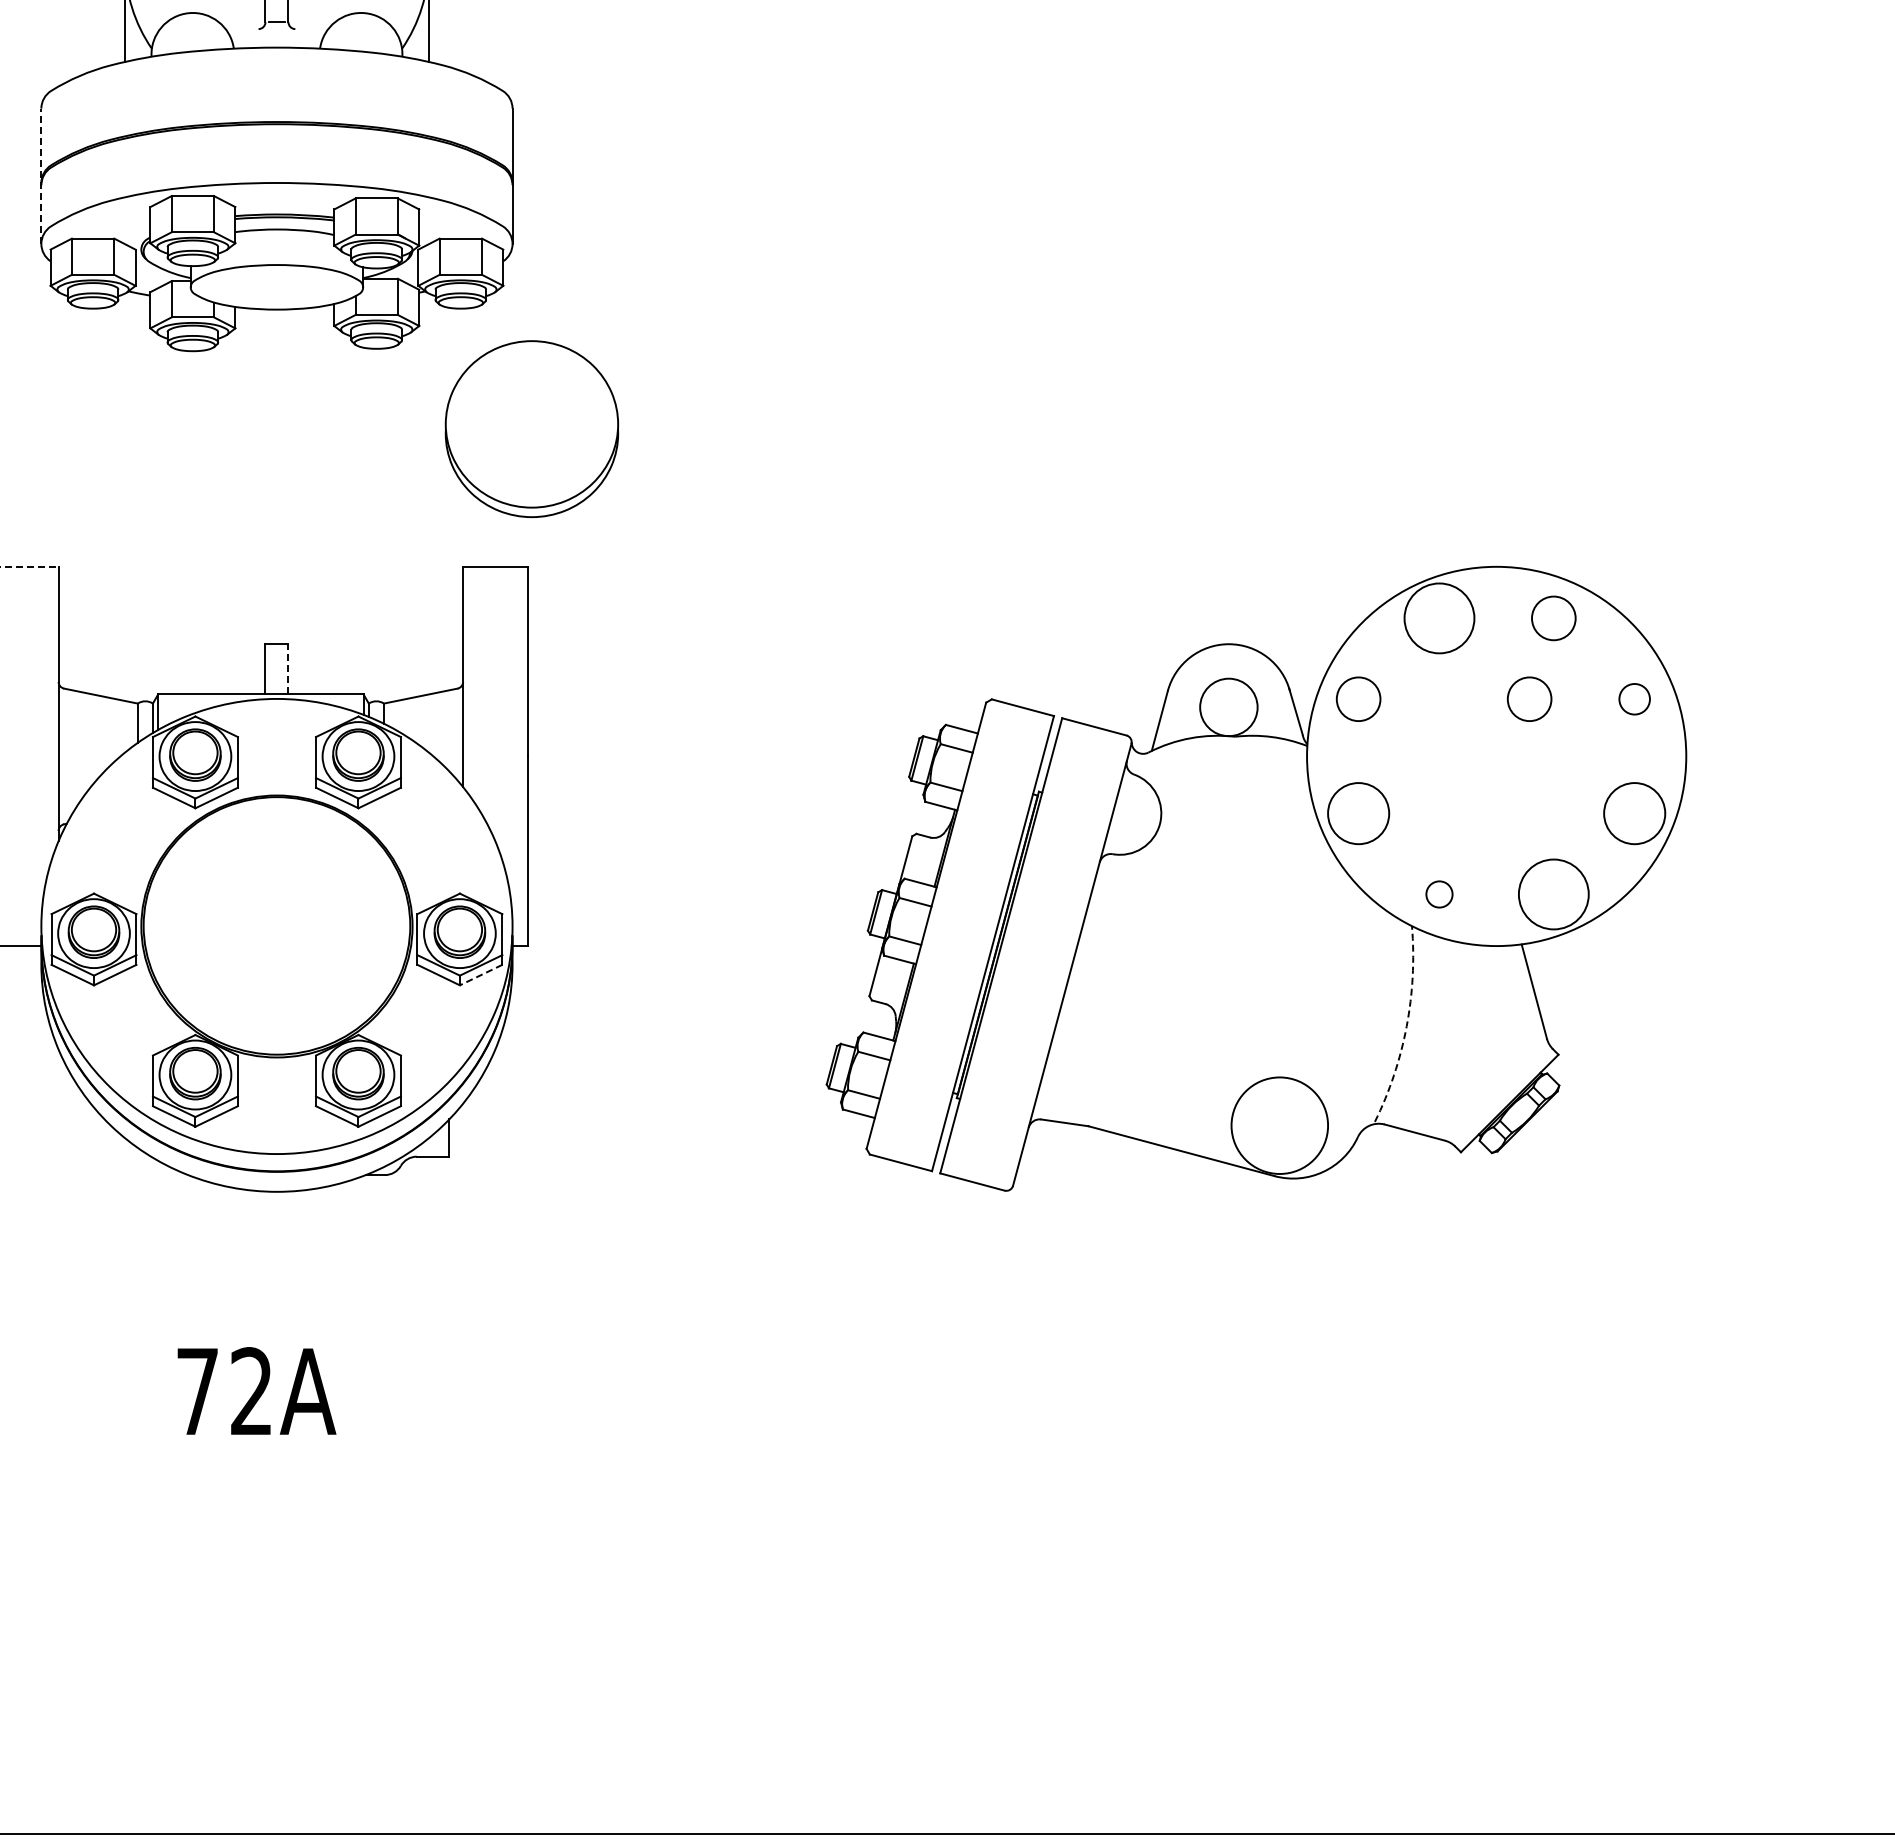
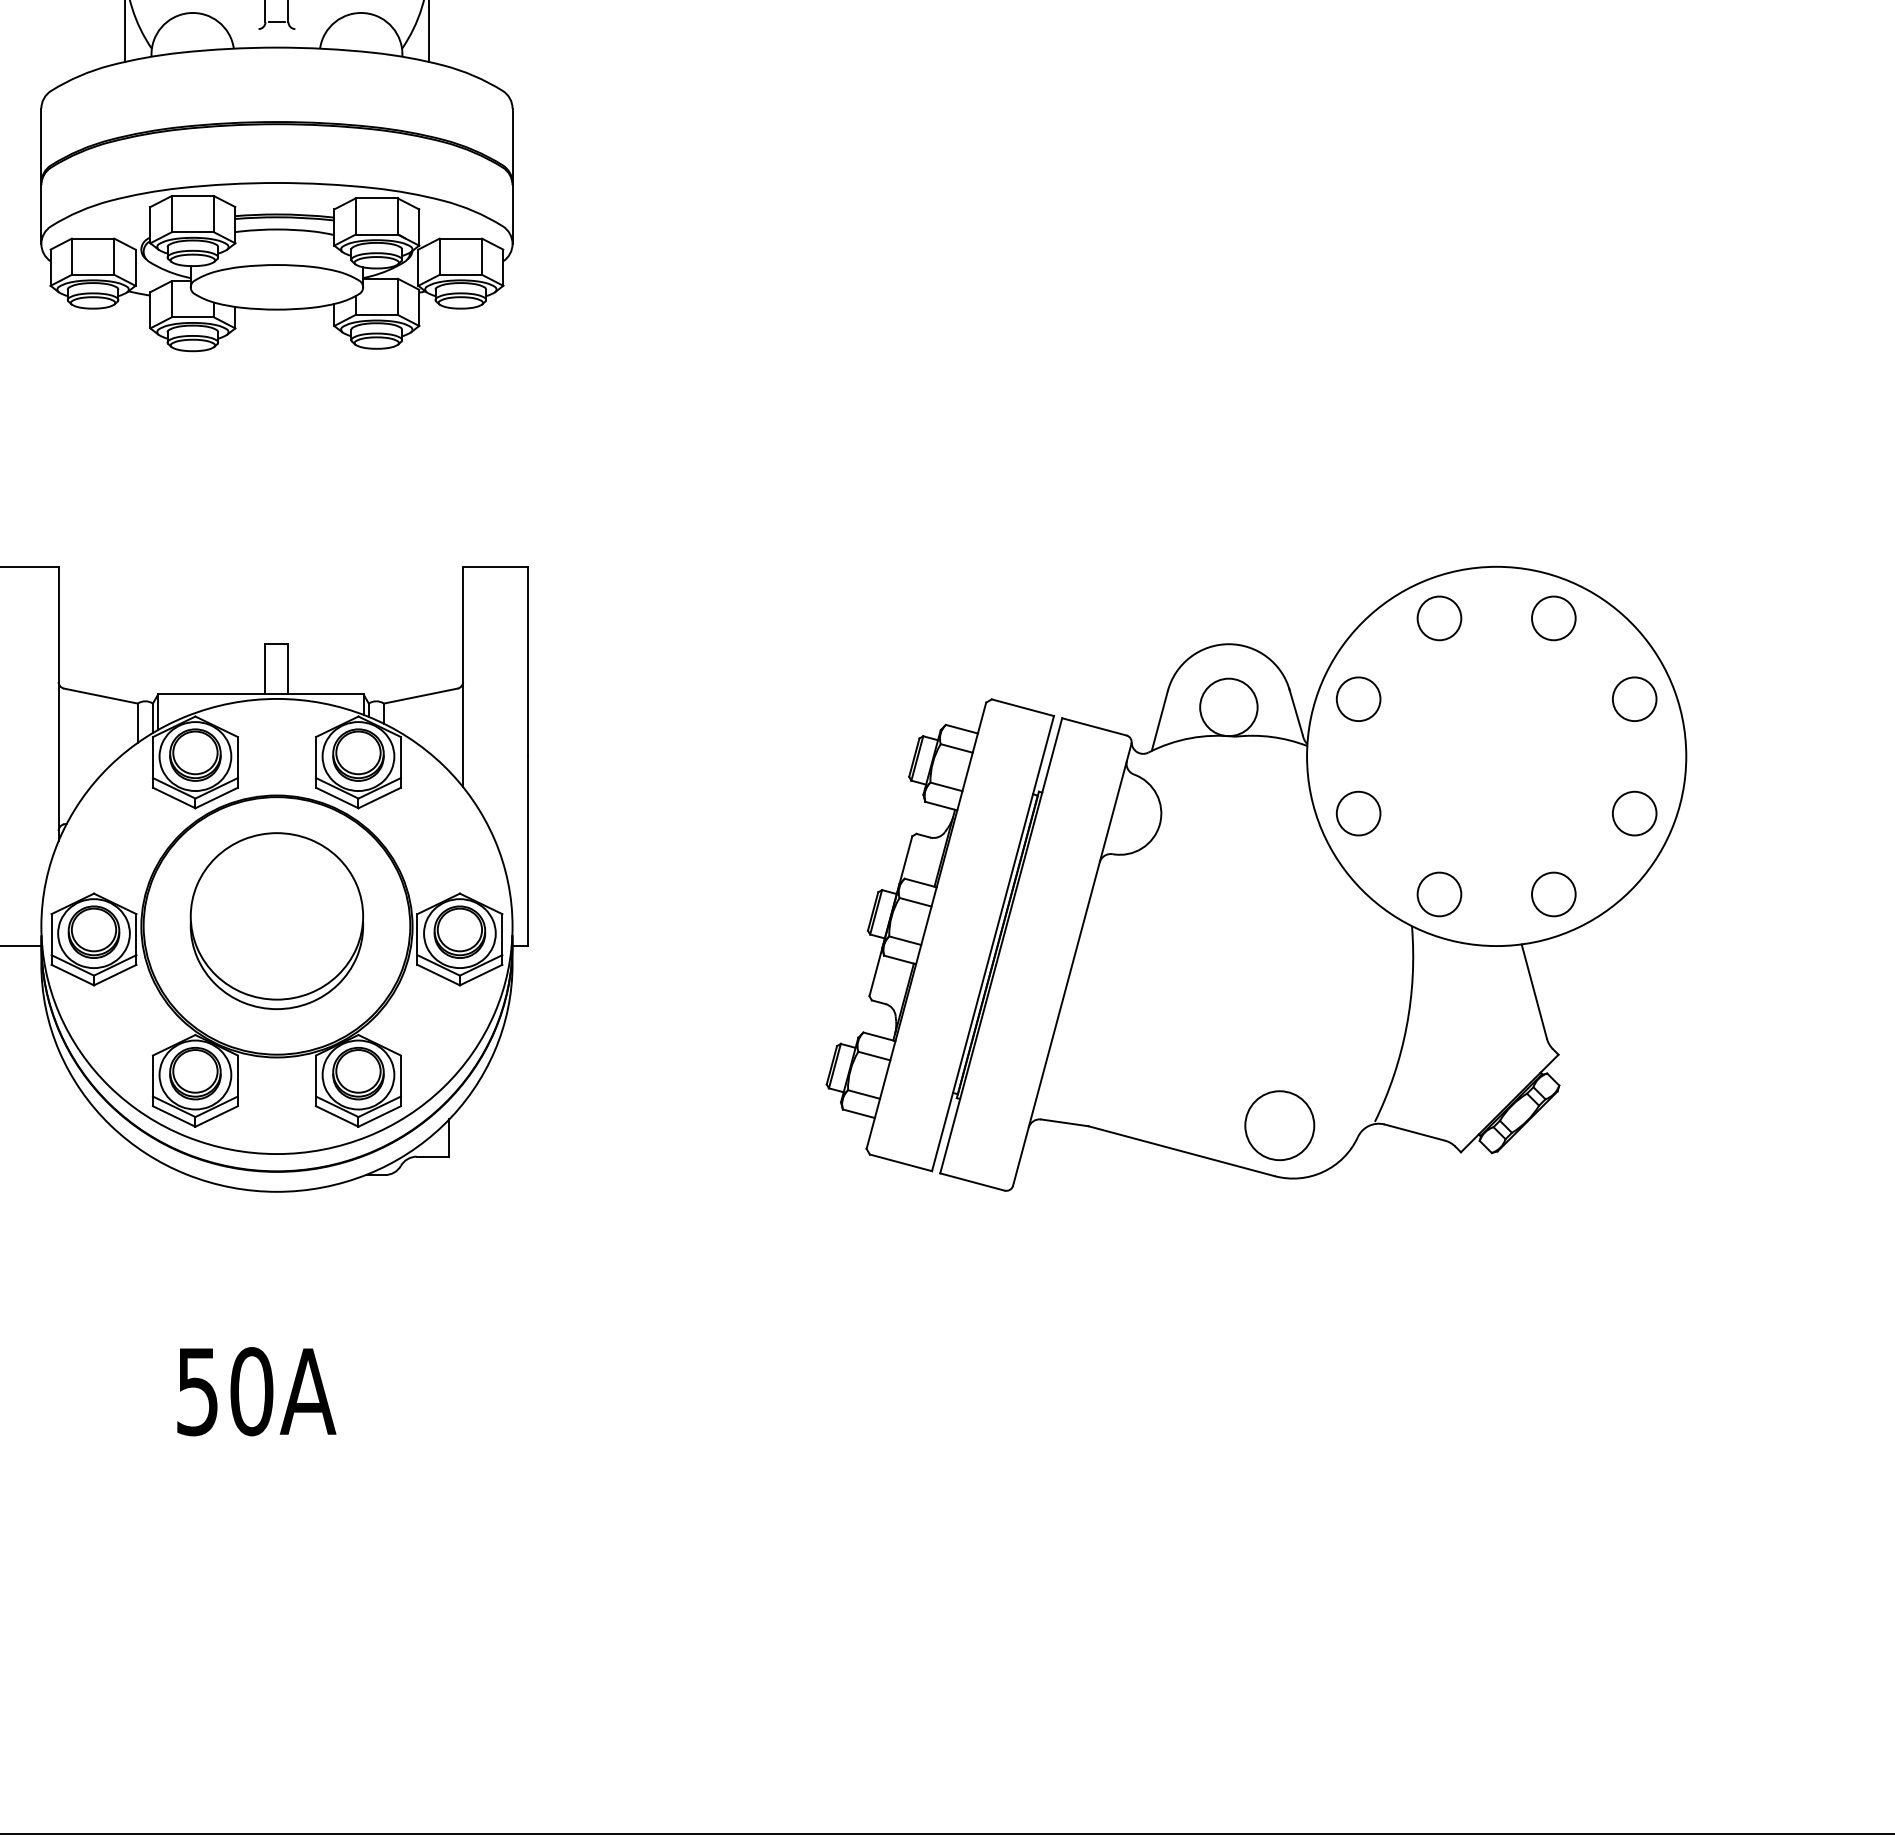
line: dashed -> solid (41, 176)
part position: (531, 429) -> (276, 921) (276, 921)
line: dashed -> solid (29, 566)
circle diameter: 70 px -> 44 px (1439, 618)
line: dashed -> solid (288, 668)
circle: present -> none (1529, 698)
circle diameter: 31 px -> 44 px (1634, 699)
circle diameter: 61 px -> 44 px (1358, 813)
circle diameter: 61 px -> 44 px (1634, 813)
circle diameter: 26 px -> 44 px (1439, 894)
circle diameter: 70 px -> 44 px (1553, 894)
line: dashed -> solid (481, 975)
arc: dashed -> solid (1406, 1026)
circle diameter: 97 px -> 69 px (1279, 1125)
text: 72A -> 50A (225, 1391)
